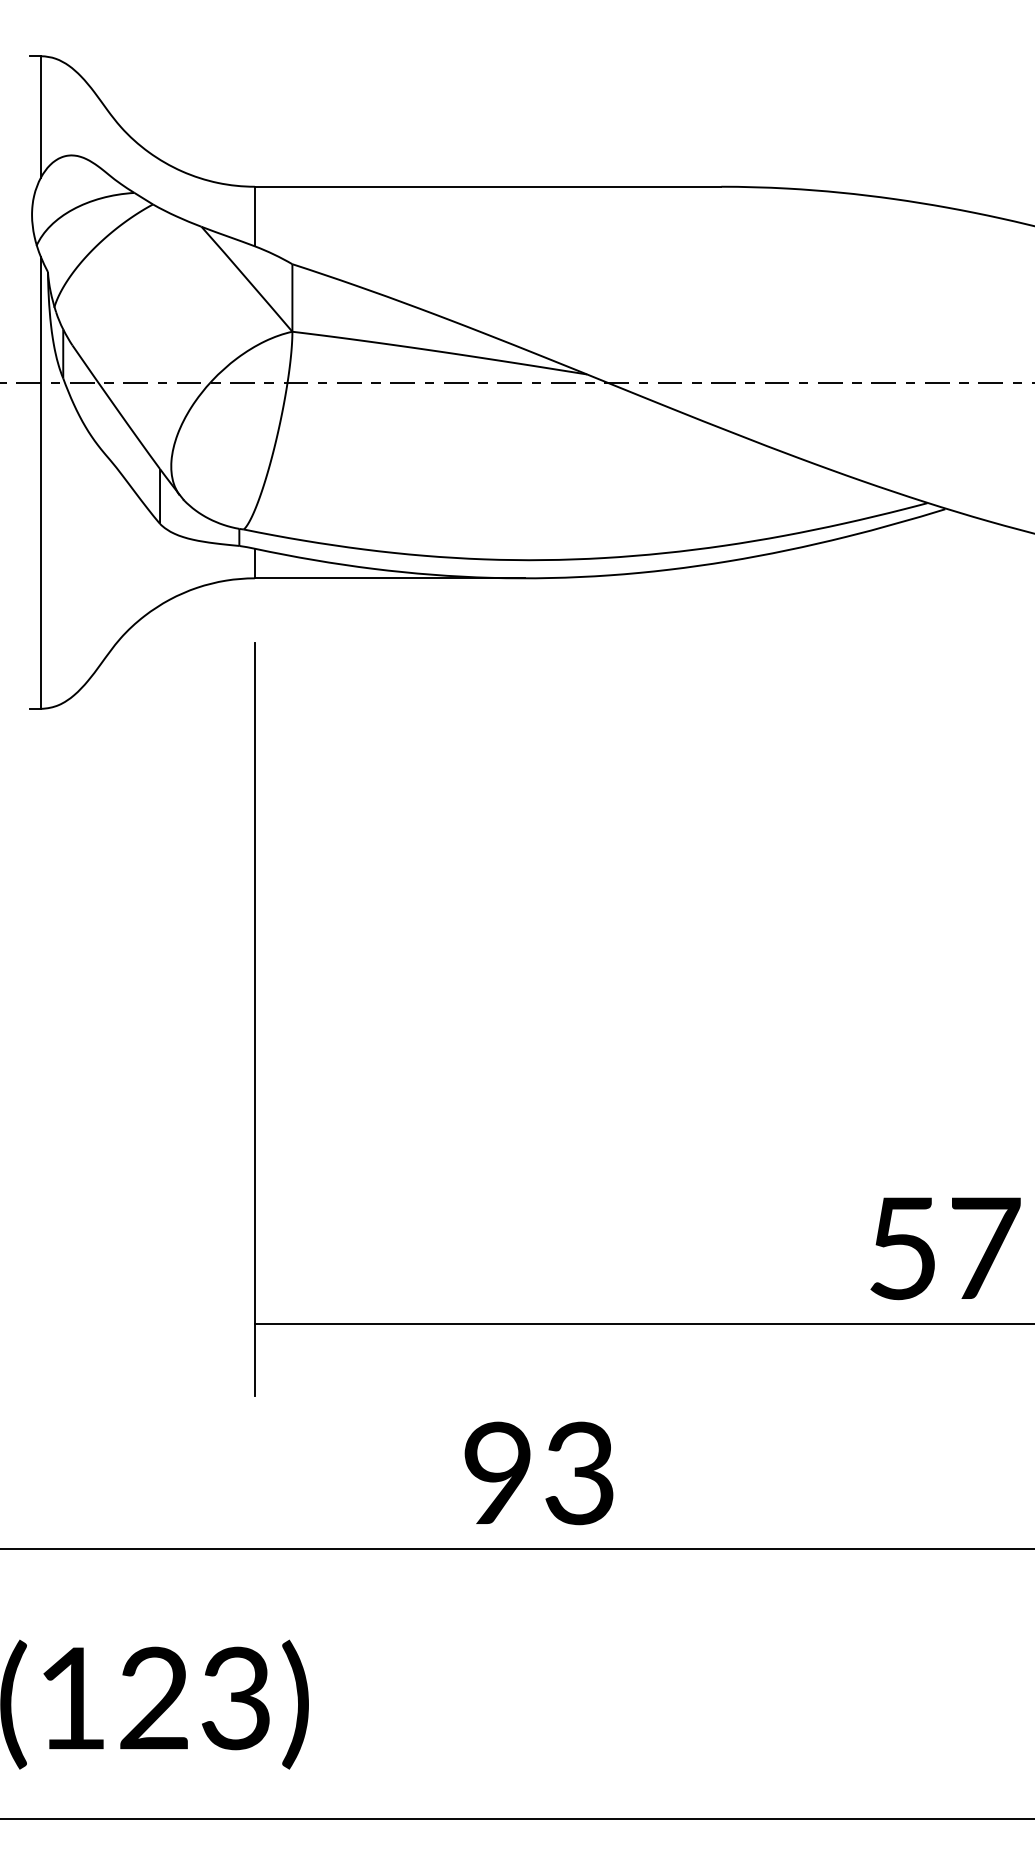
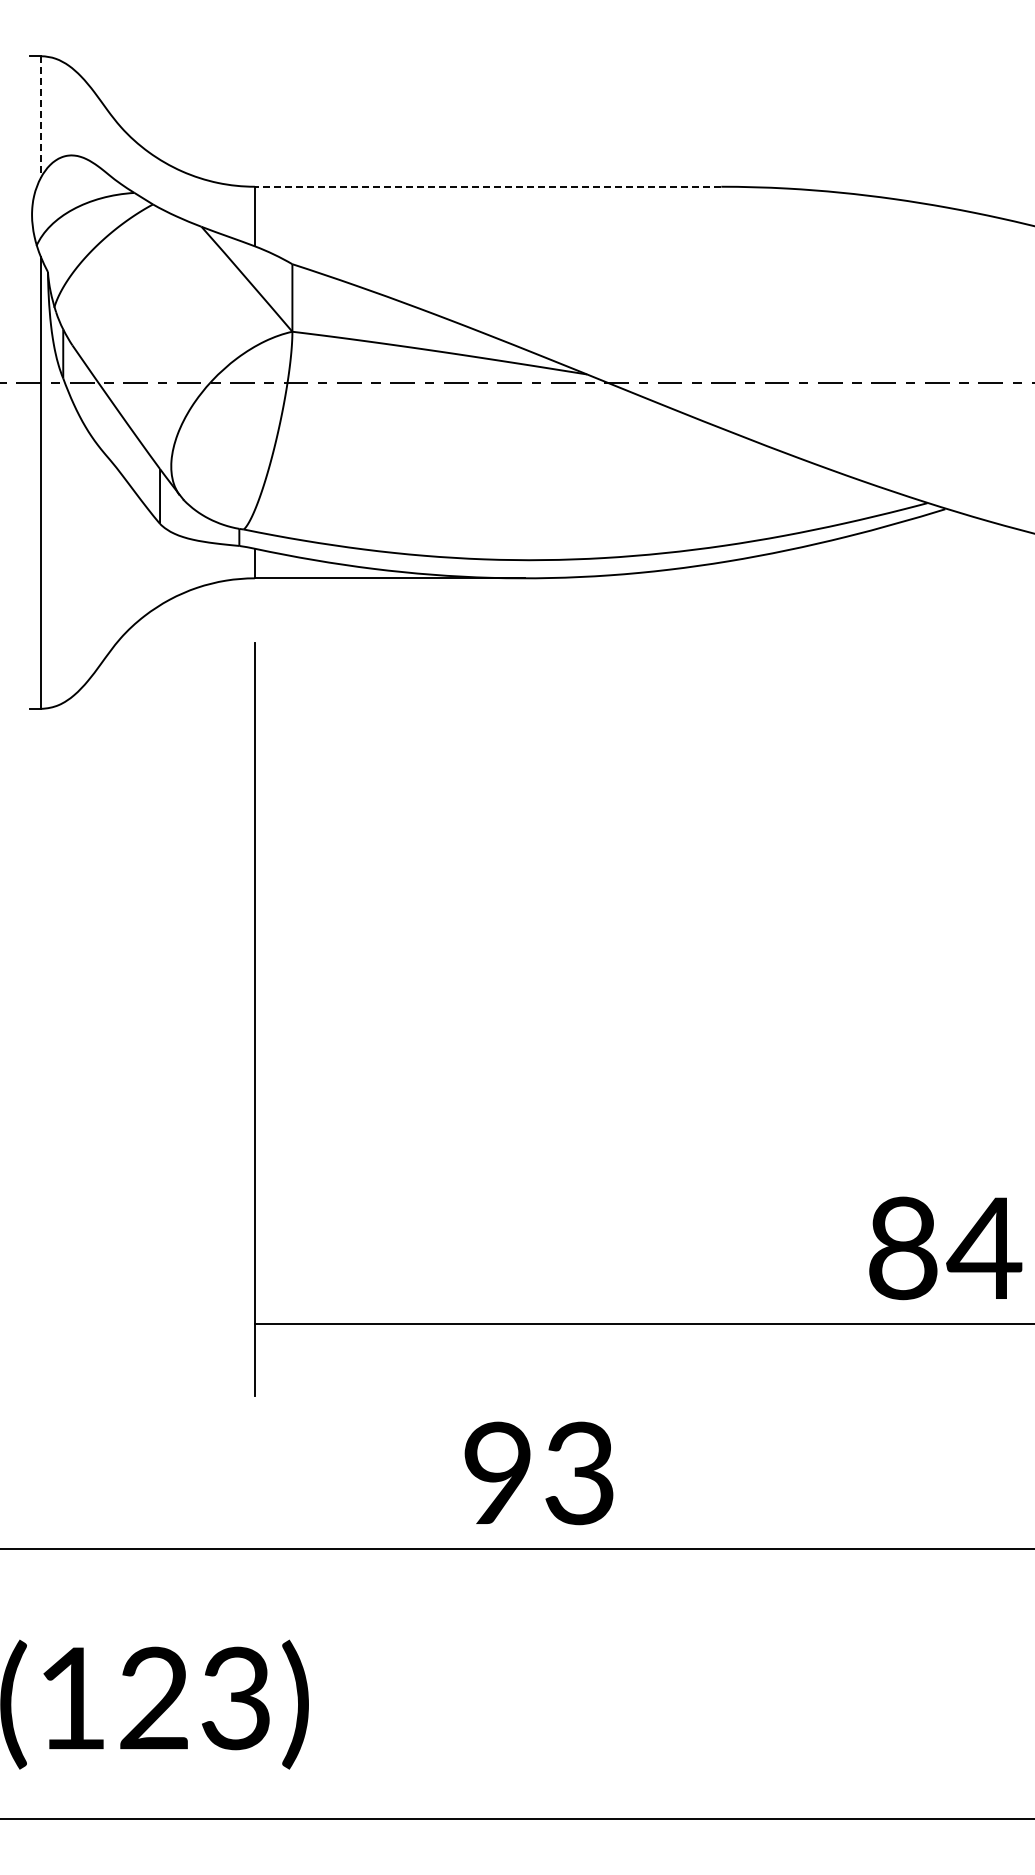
line: solid -> dashed (41, 116)
line: solid -> dashed (487, 186)
text: 57 -> 84 (945, 1248)
